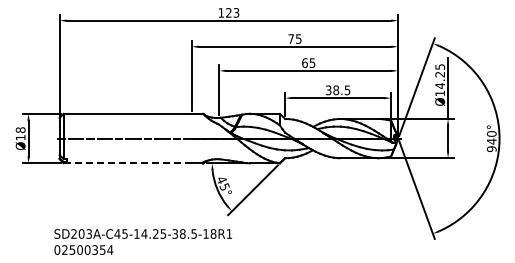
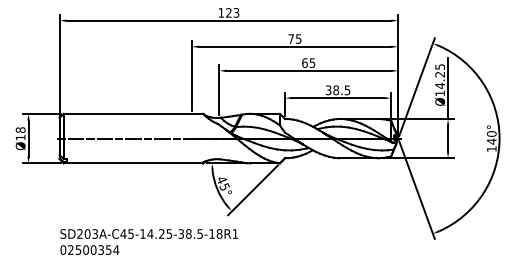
text: 940° -> 140° (491, 149)
line: dashed -> solid (128, 163)
text position: (142, 241) -> (148, 241) (148, 241)
